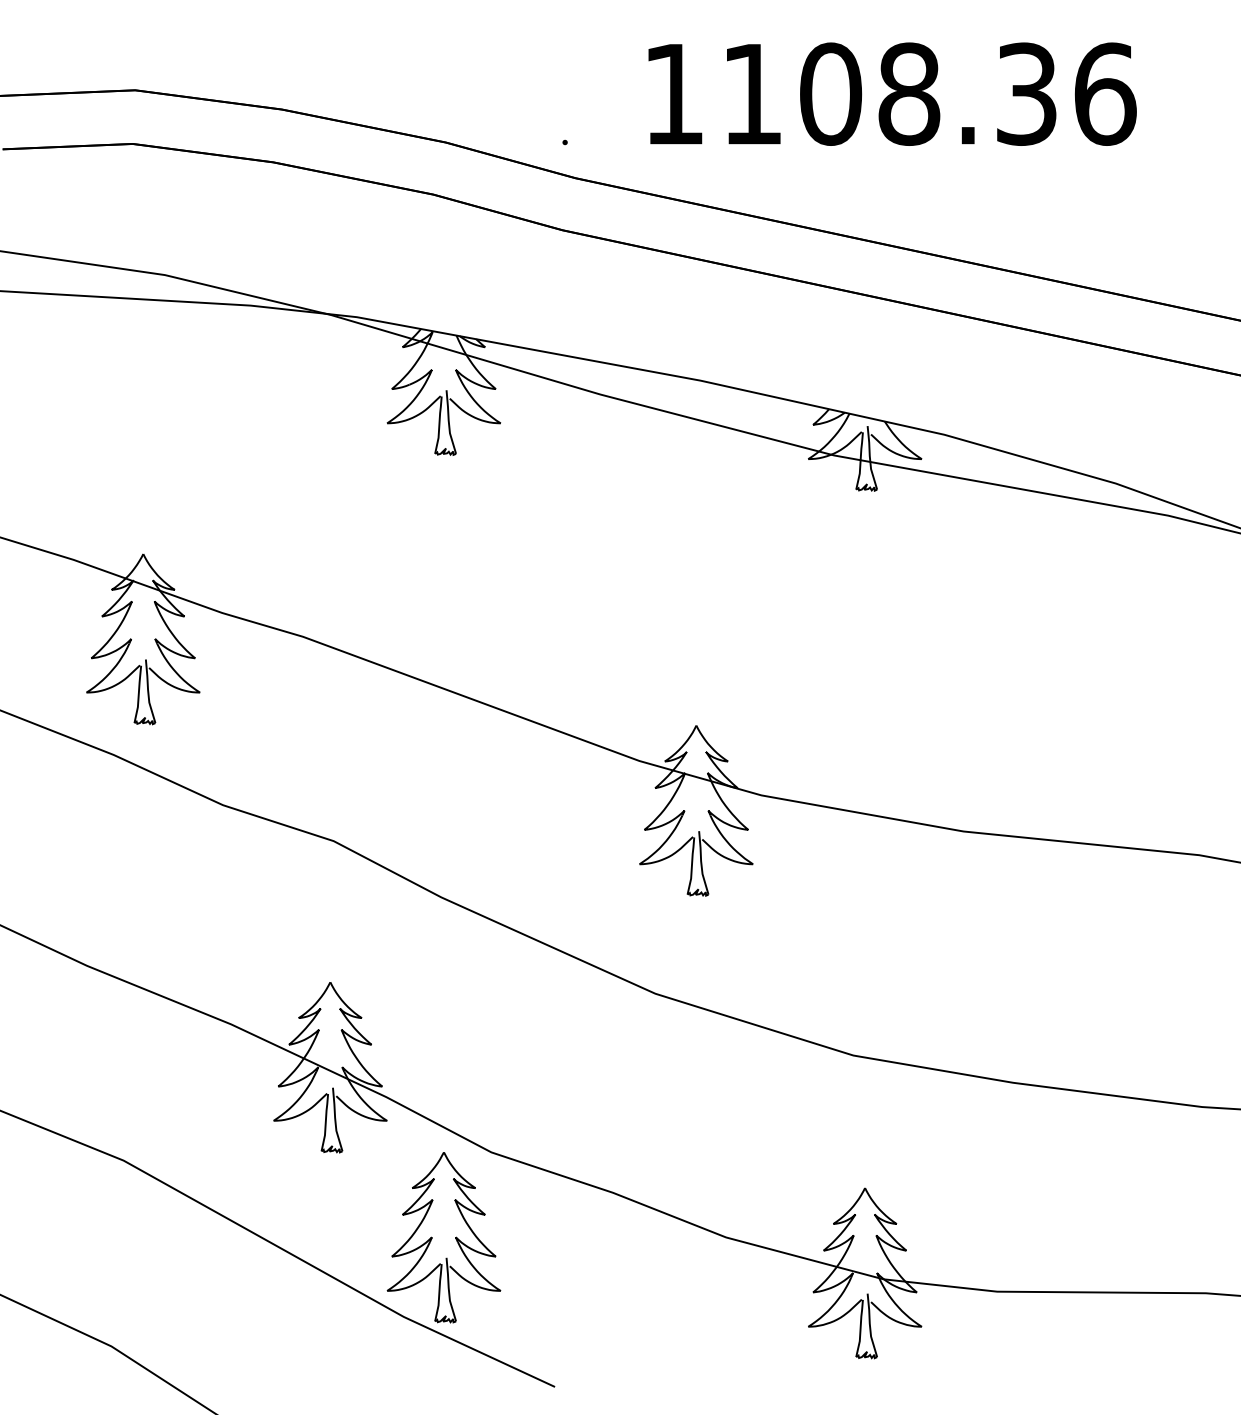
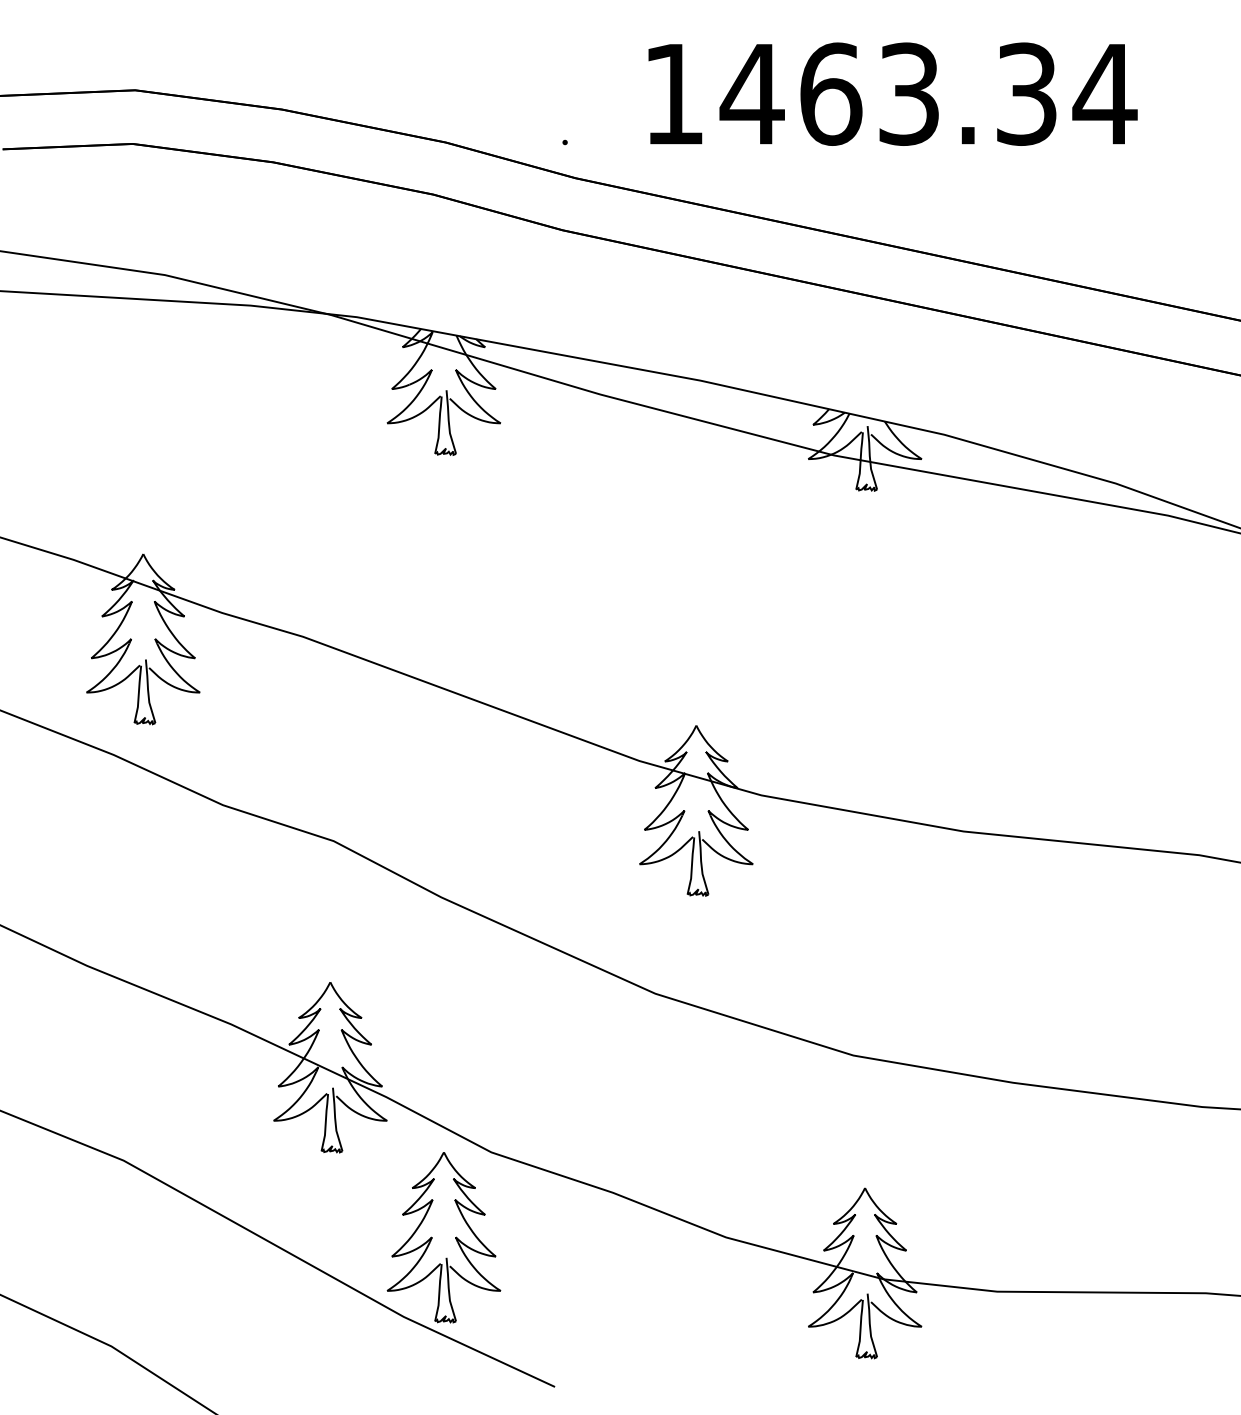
text: 1108.36 -> 1463.34 (928, 93)
